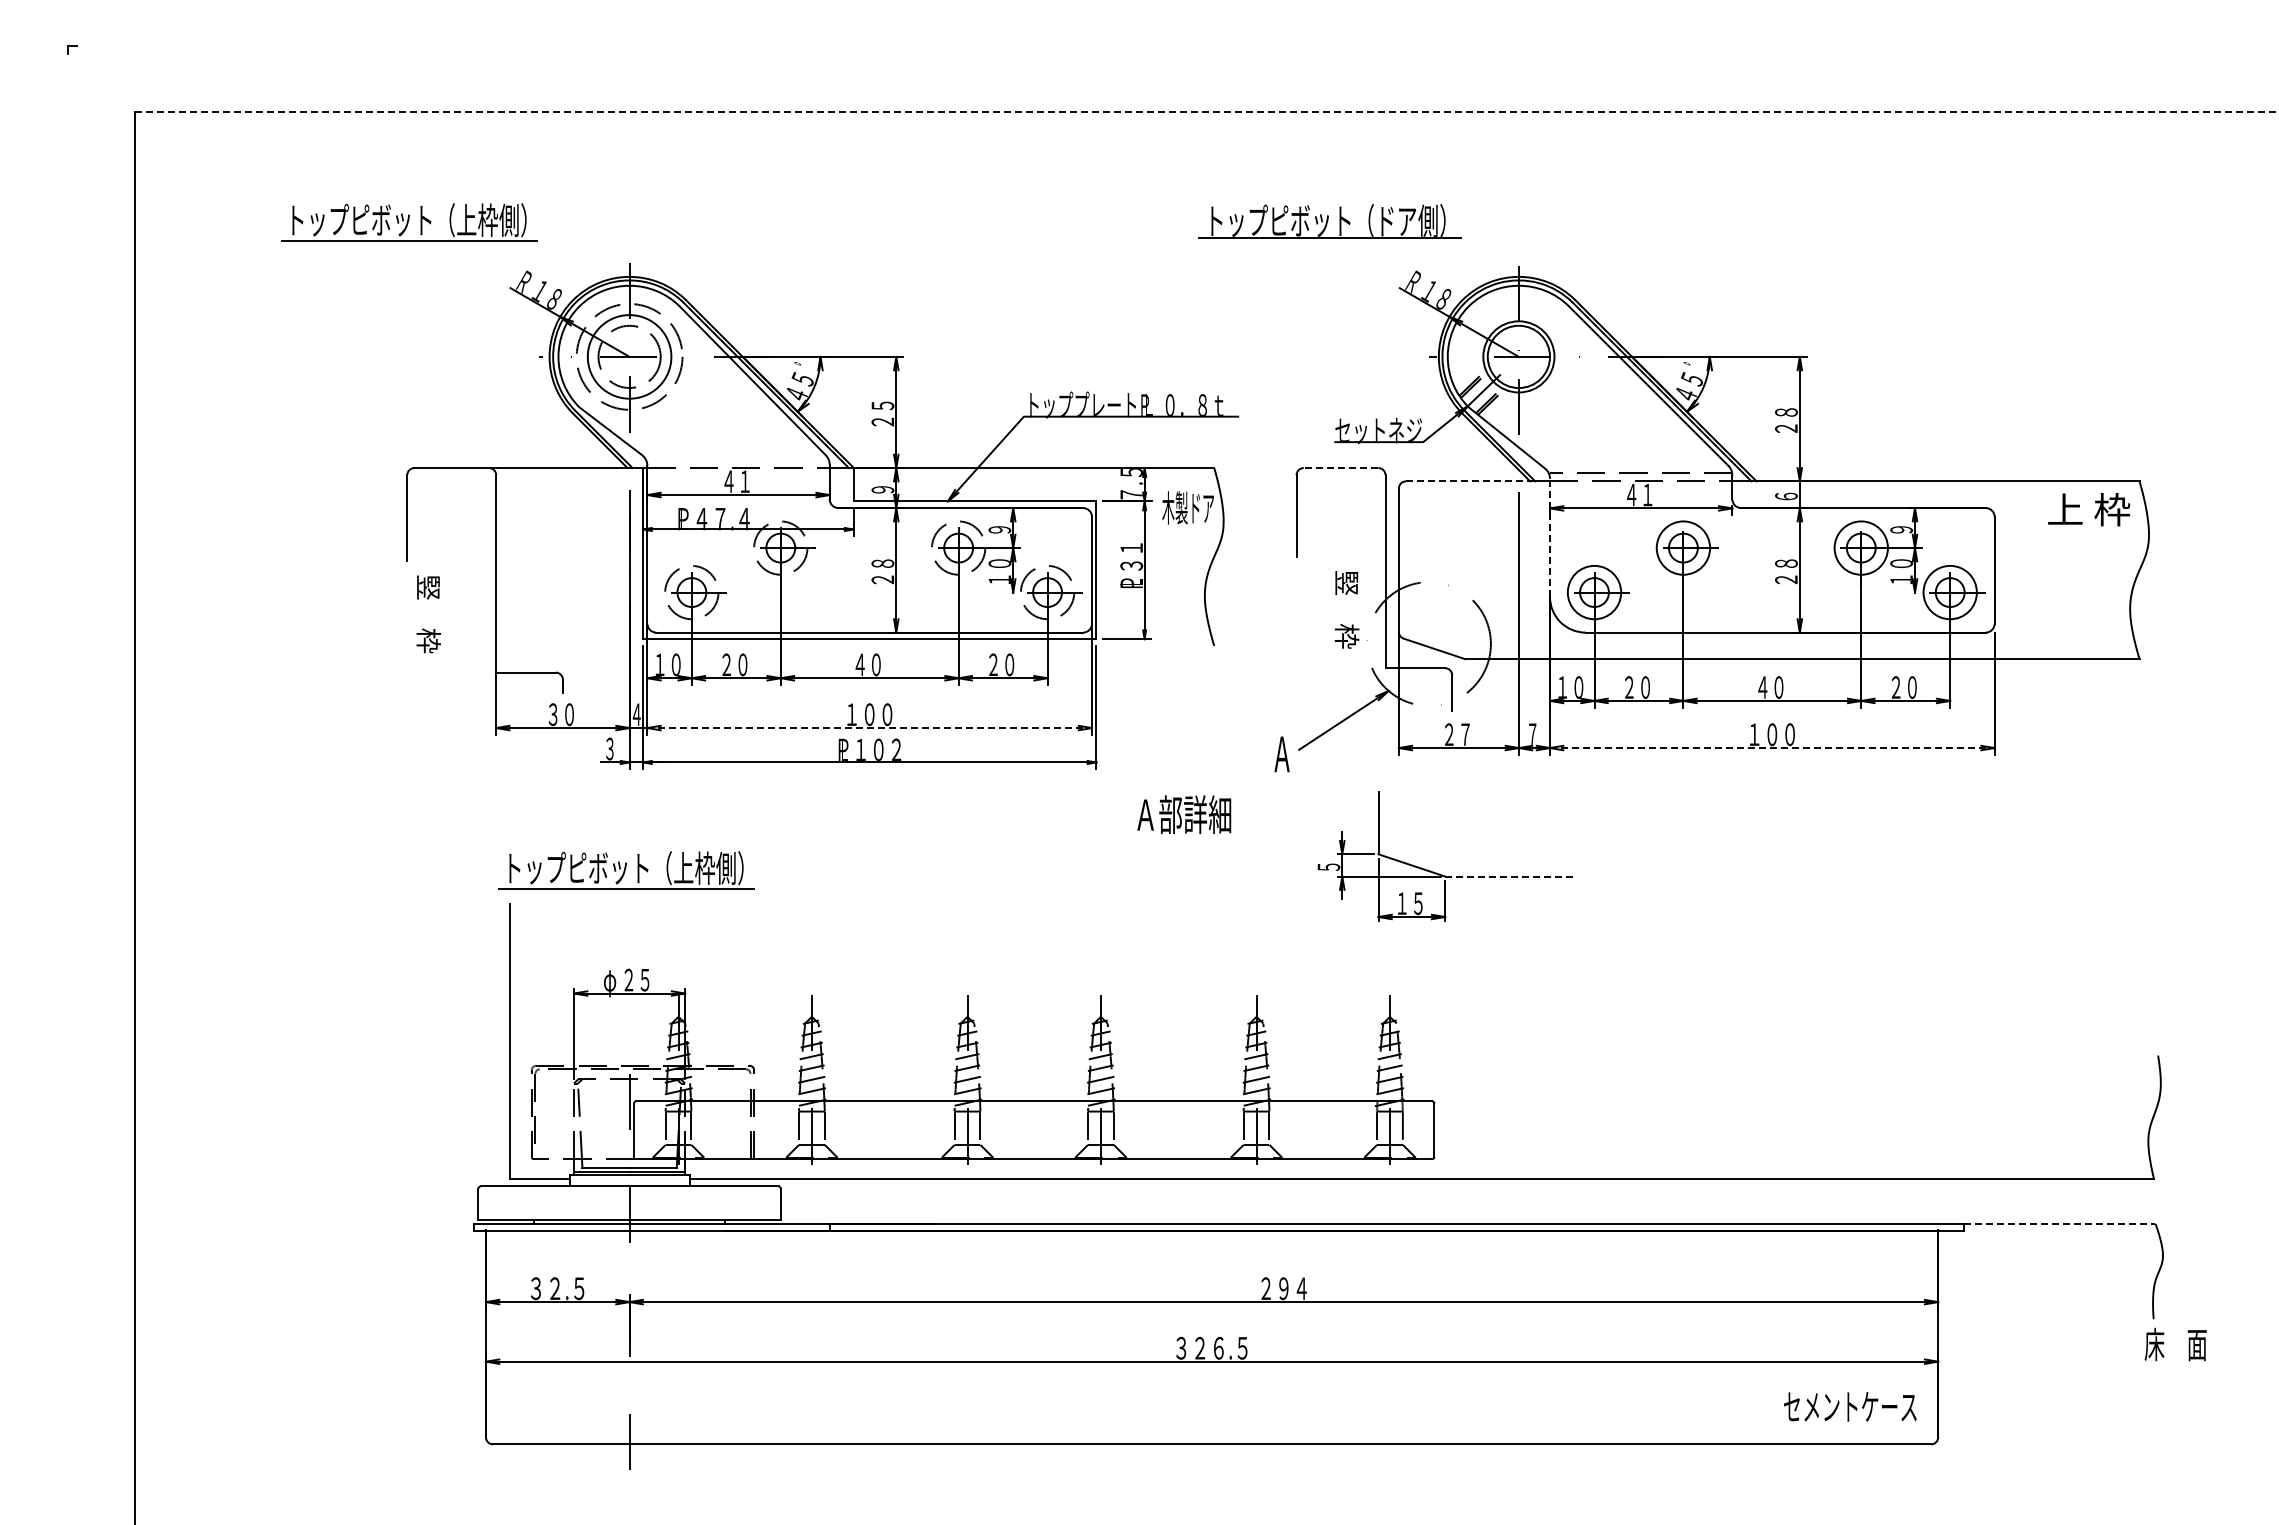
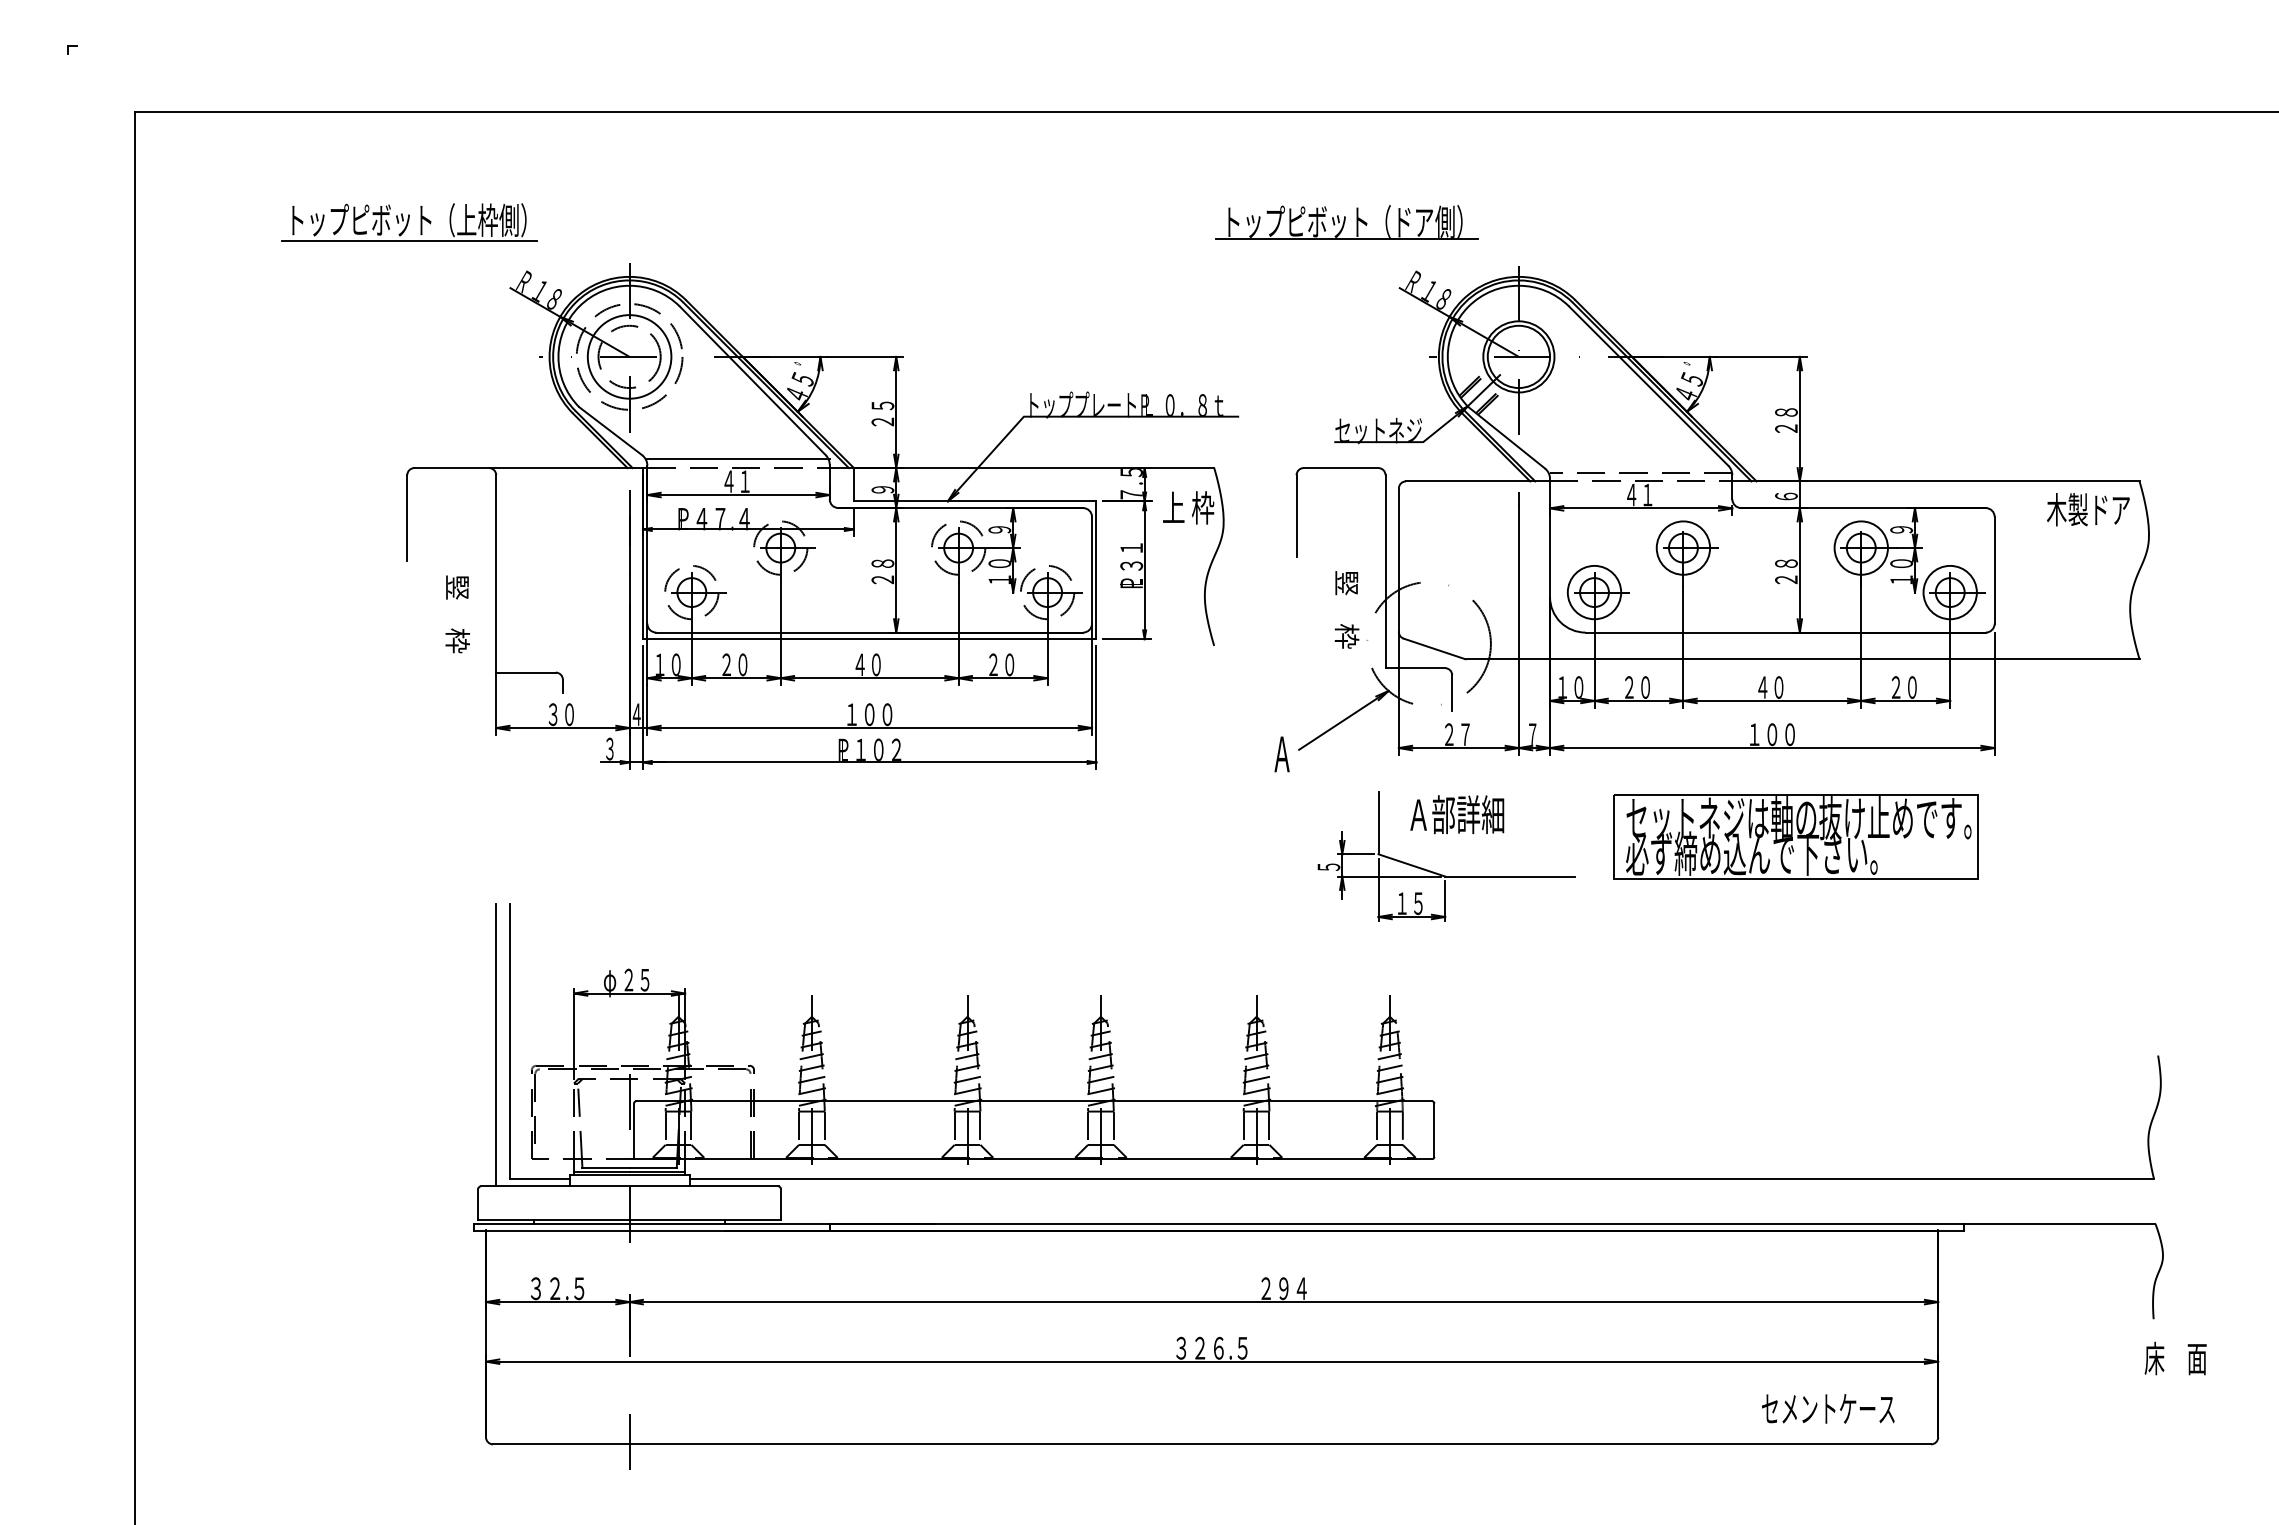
line: dashed -> solid (1206, 112)
part position: (1329, 221) -> (1346, 222) (1346, 222)
line: none -> present (738, 459)
line: dashed -> solid (1340, 468)
line: dashed -> solid (1468, 481)
text: 木製ドア -> 上 枠 (1188, 507)
text: 上 枠 -> 木製ドア (2088, 509)
line: dashed -> solid (1550, 537)
text position: (428, 614) -> (457, 614) (457, 614)
line: dashed -> solid (870, 728)
line: dashed -> solid (1772, 748)
text position: (1184, 814) -> (1457, 814) (1457, 814)
part: none -> present (1795, 836)
part: present -> none (626, 870)
line: dashed -> solid (1510, 876)
line: none -> present (496, 1044)
line: dashed -> solid (2059, 1223)
text position: (2175, 1344) -> (2175, 1358) (2175, 1358)
text position: (1850, 1406) -> (1828, 1408) (1828, 1408)
